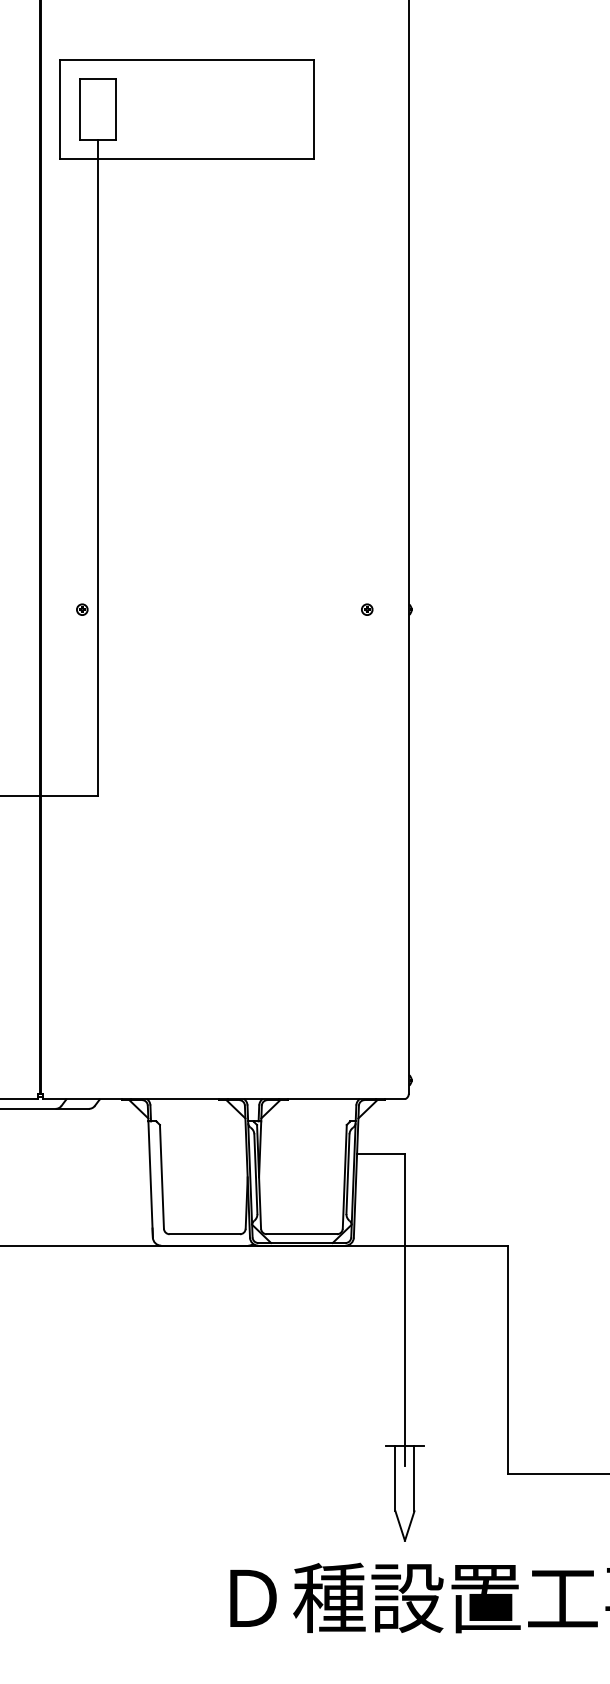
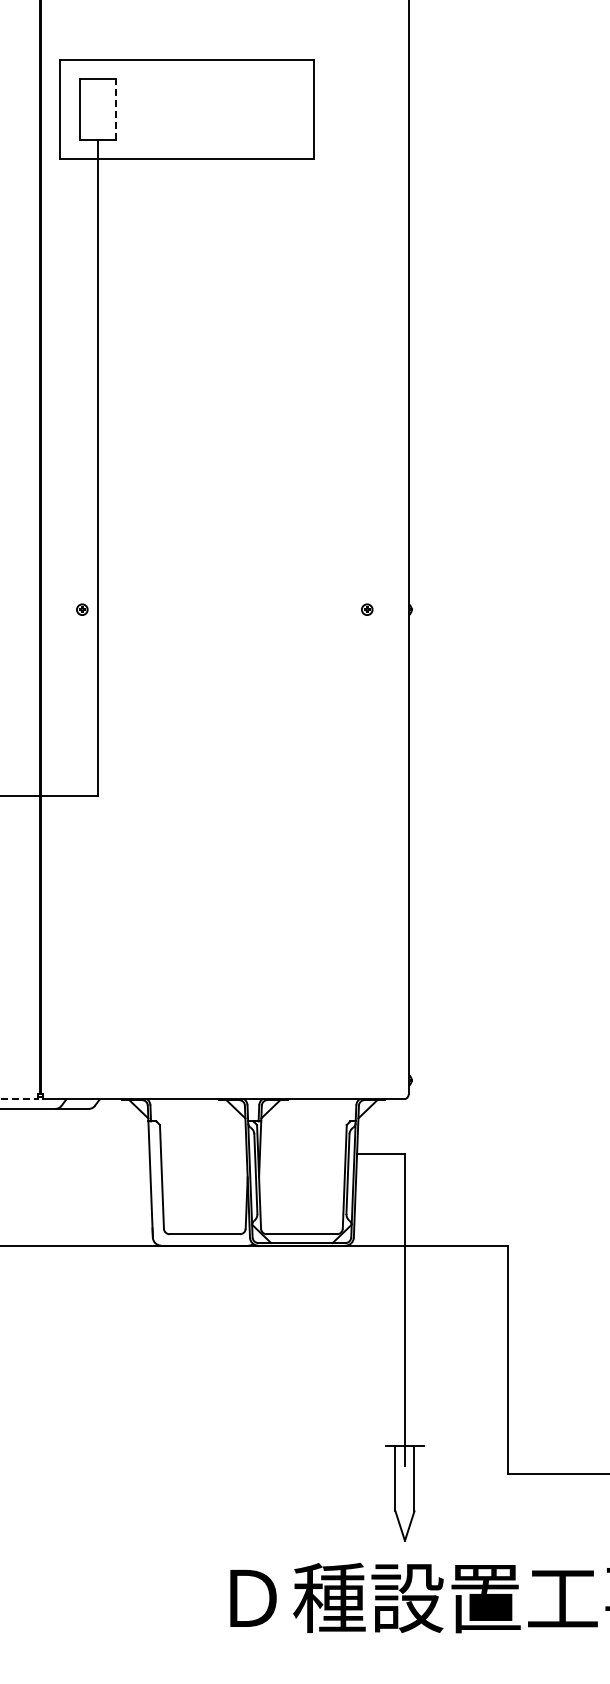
line: solid -> dashed (115, 109)
line: solid -> dashed (19, 1099)
